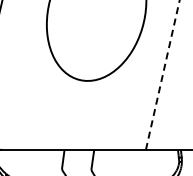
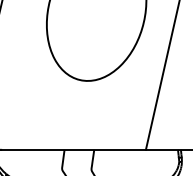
line: dashed -> solid (162, 75)
